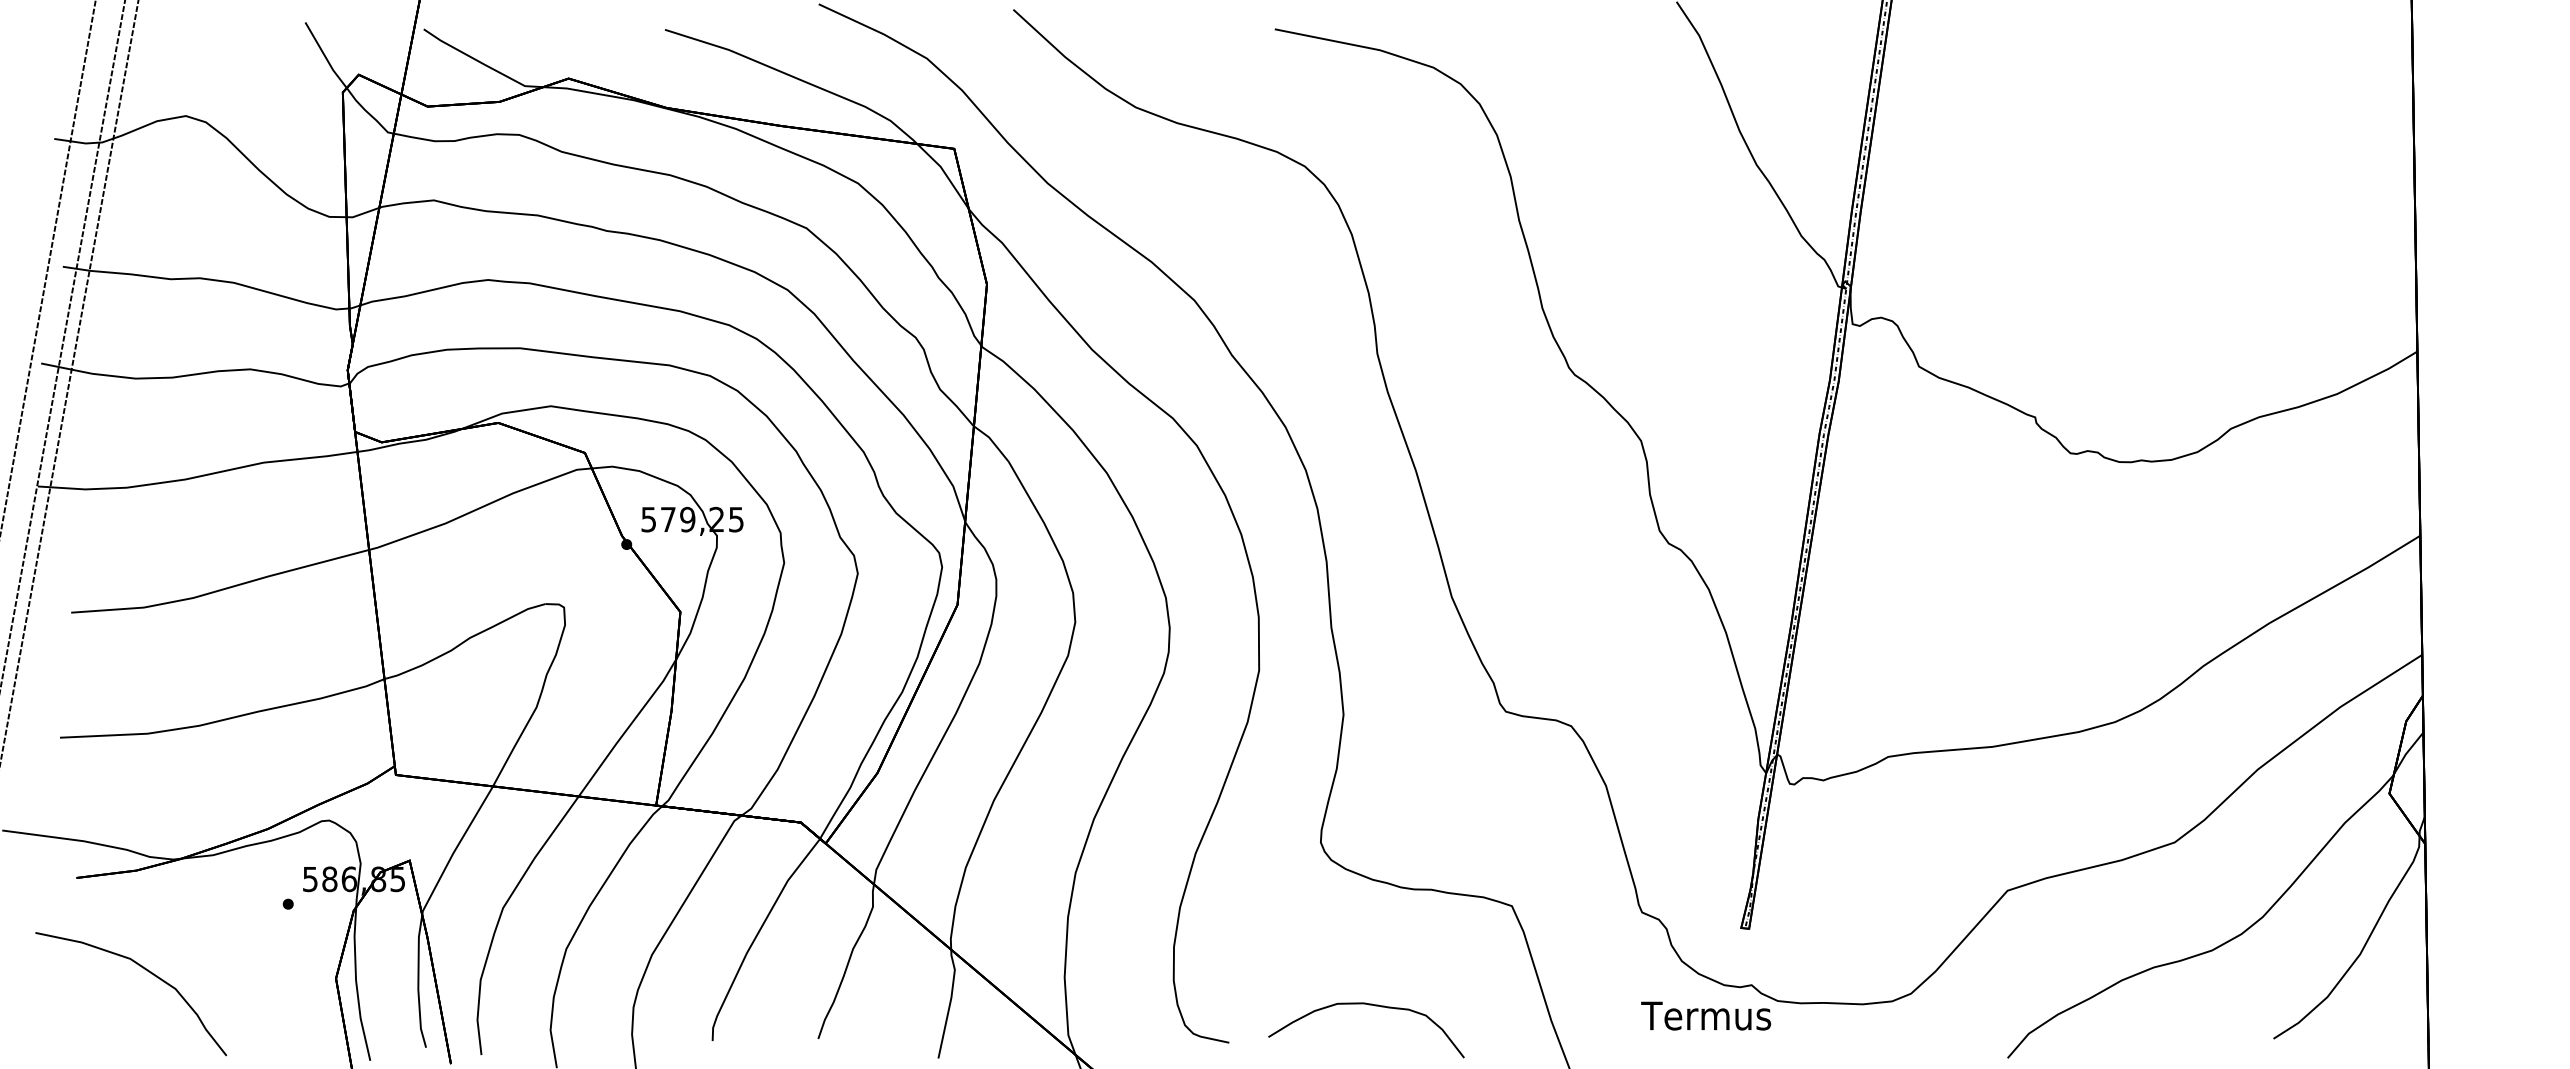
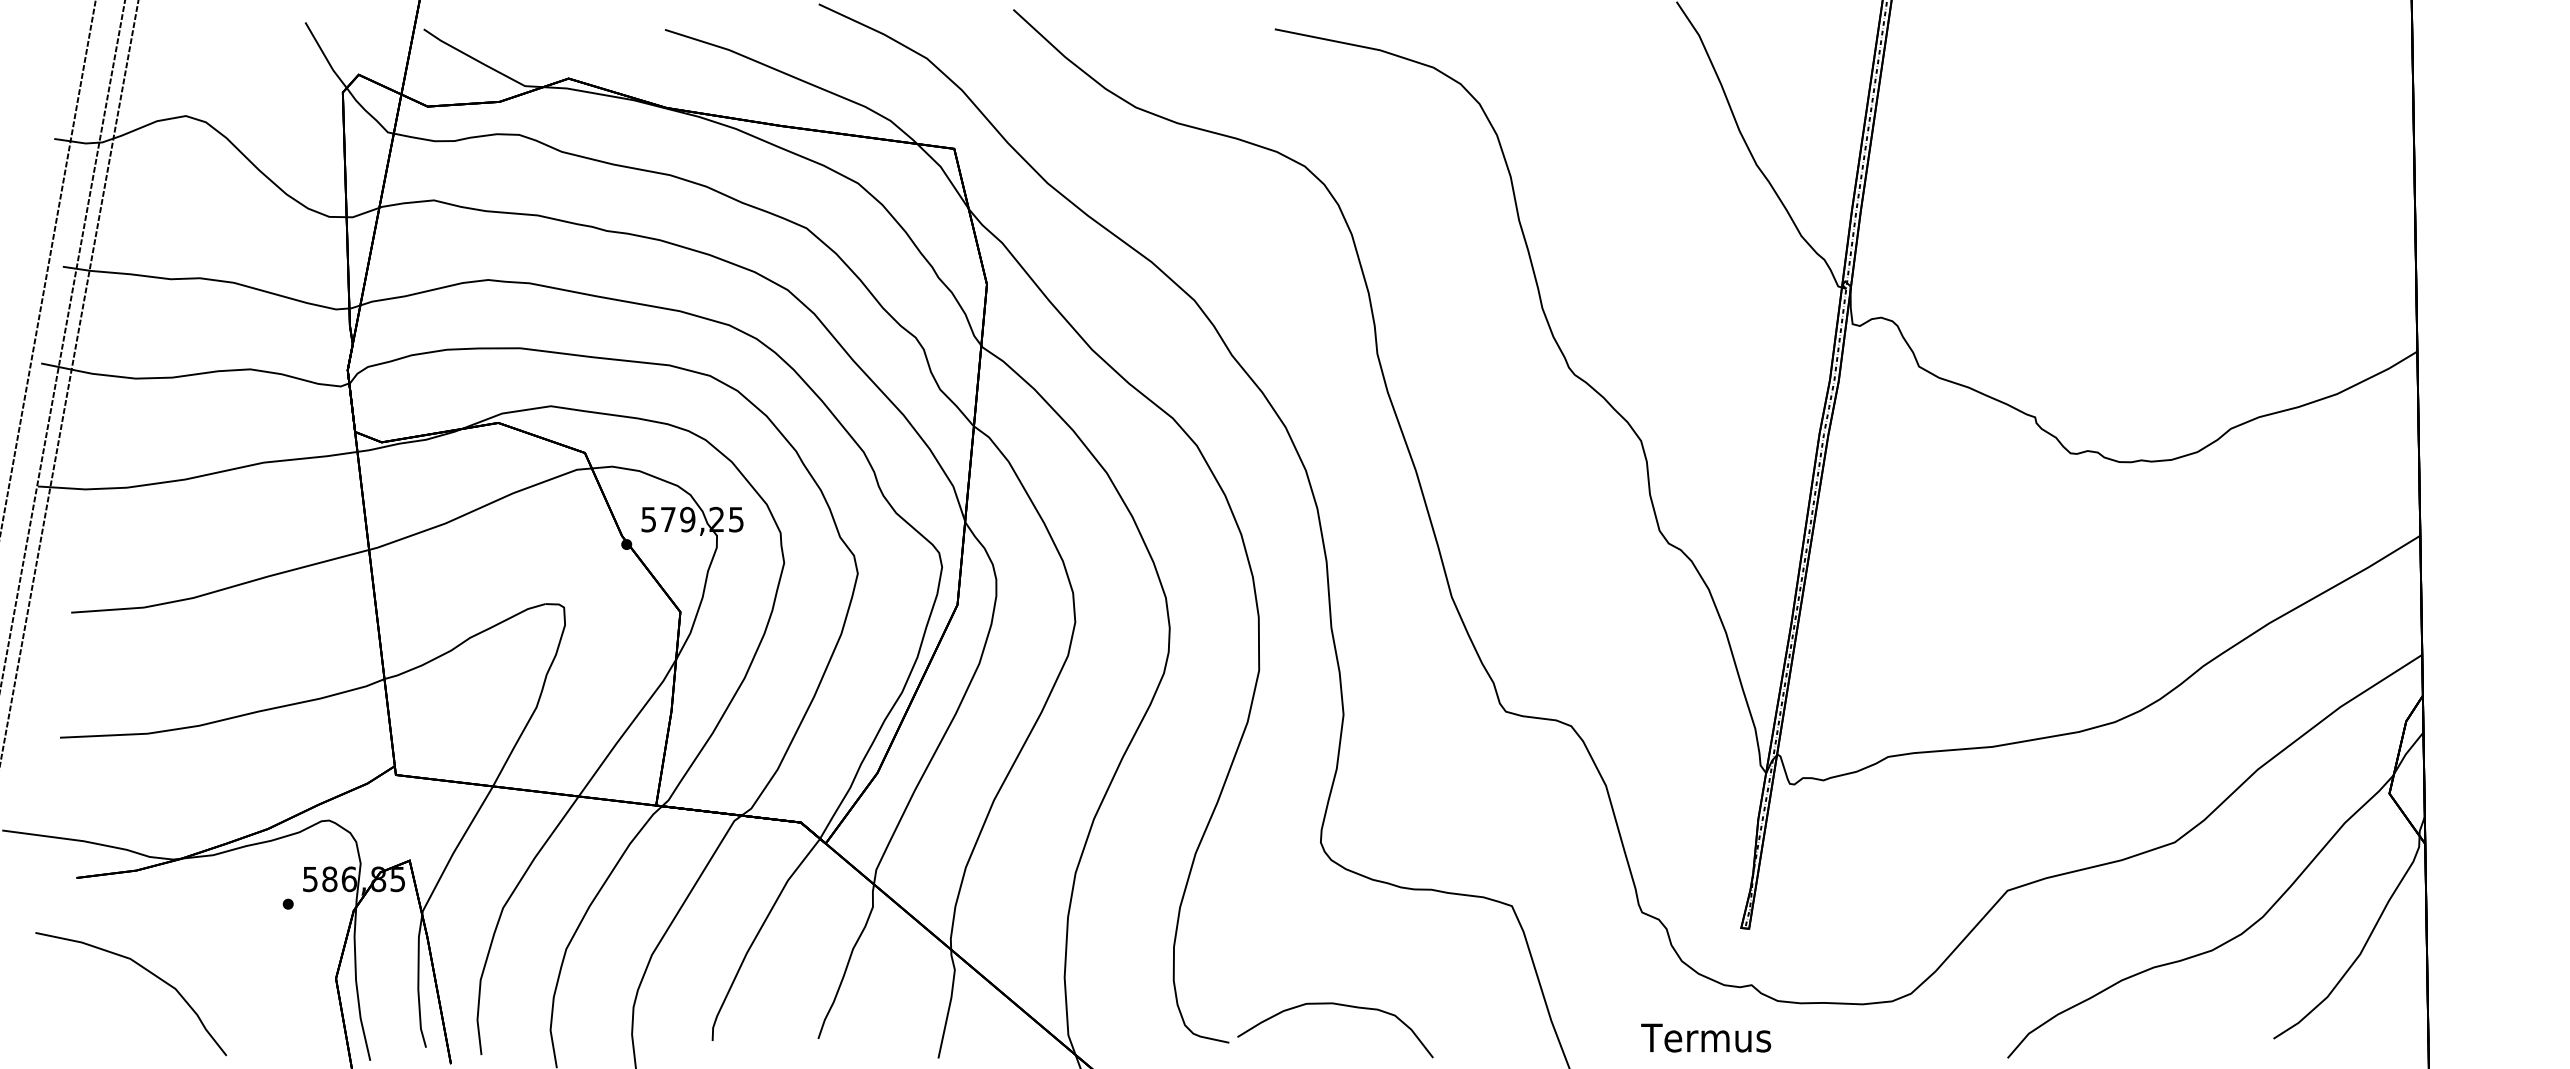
curve position: (1368, 1005) -> (1337, 1005) (1337, 1005)
text position: (1706, 1015) -> (1706, 1037) (1706, 1037)
